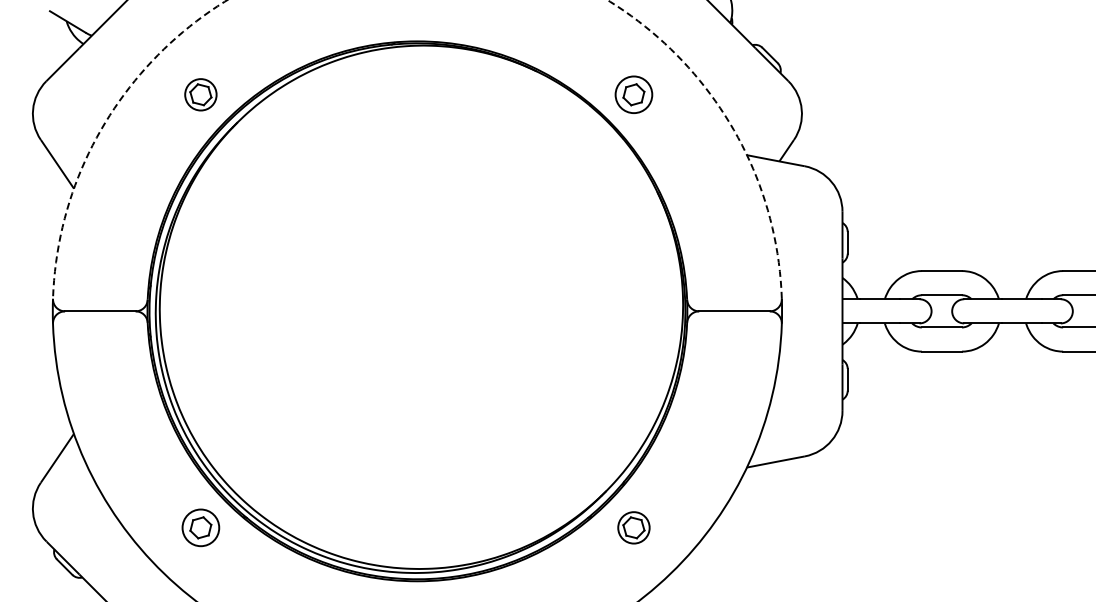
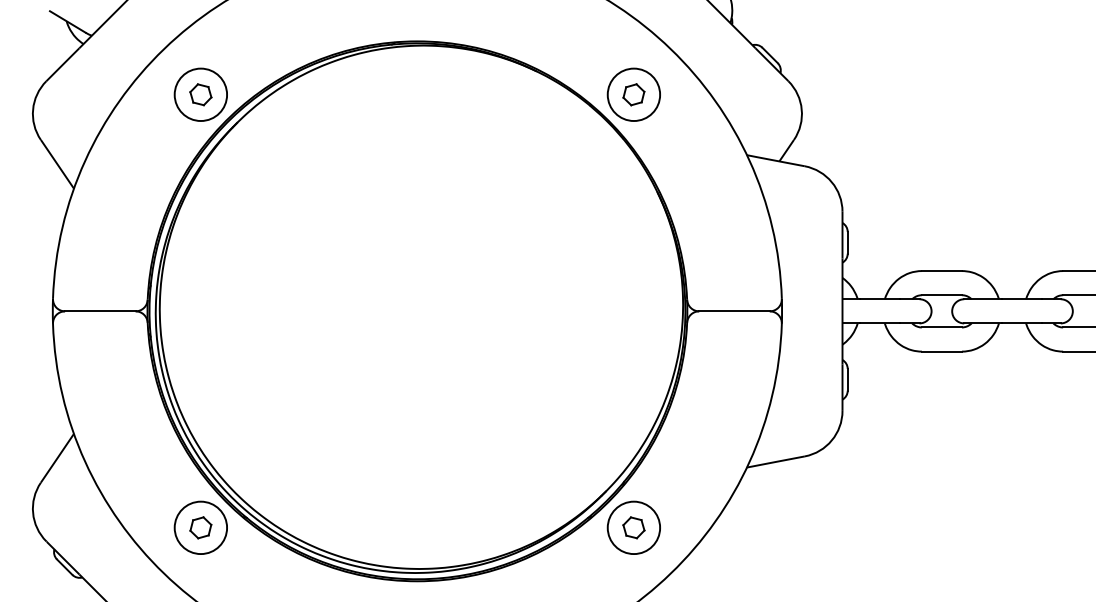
arc: dashed -> solid (227, 0)
circle diameter: 31 px -> 52 px (200, 94)
circle diameter: 37 px -> 52 px (633, 94)
circle diameter: 37 px -> 52 px (200, 527)
circle diameter: 31 px -> 52 px (633, 527)
